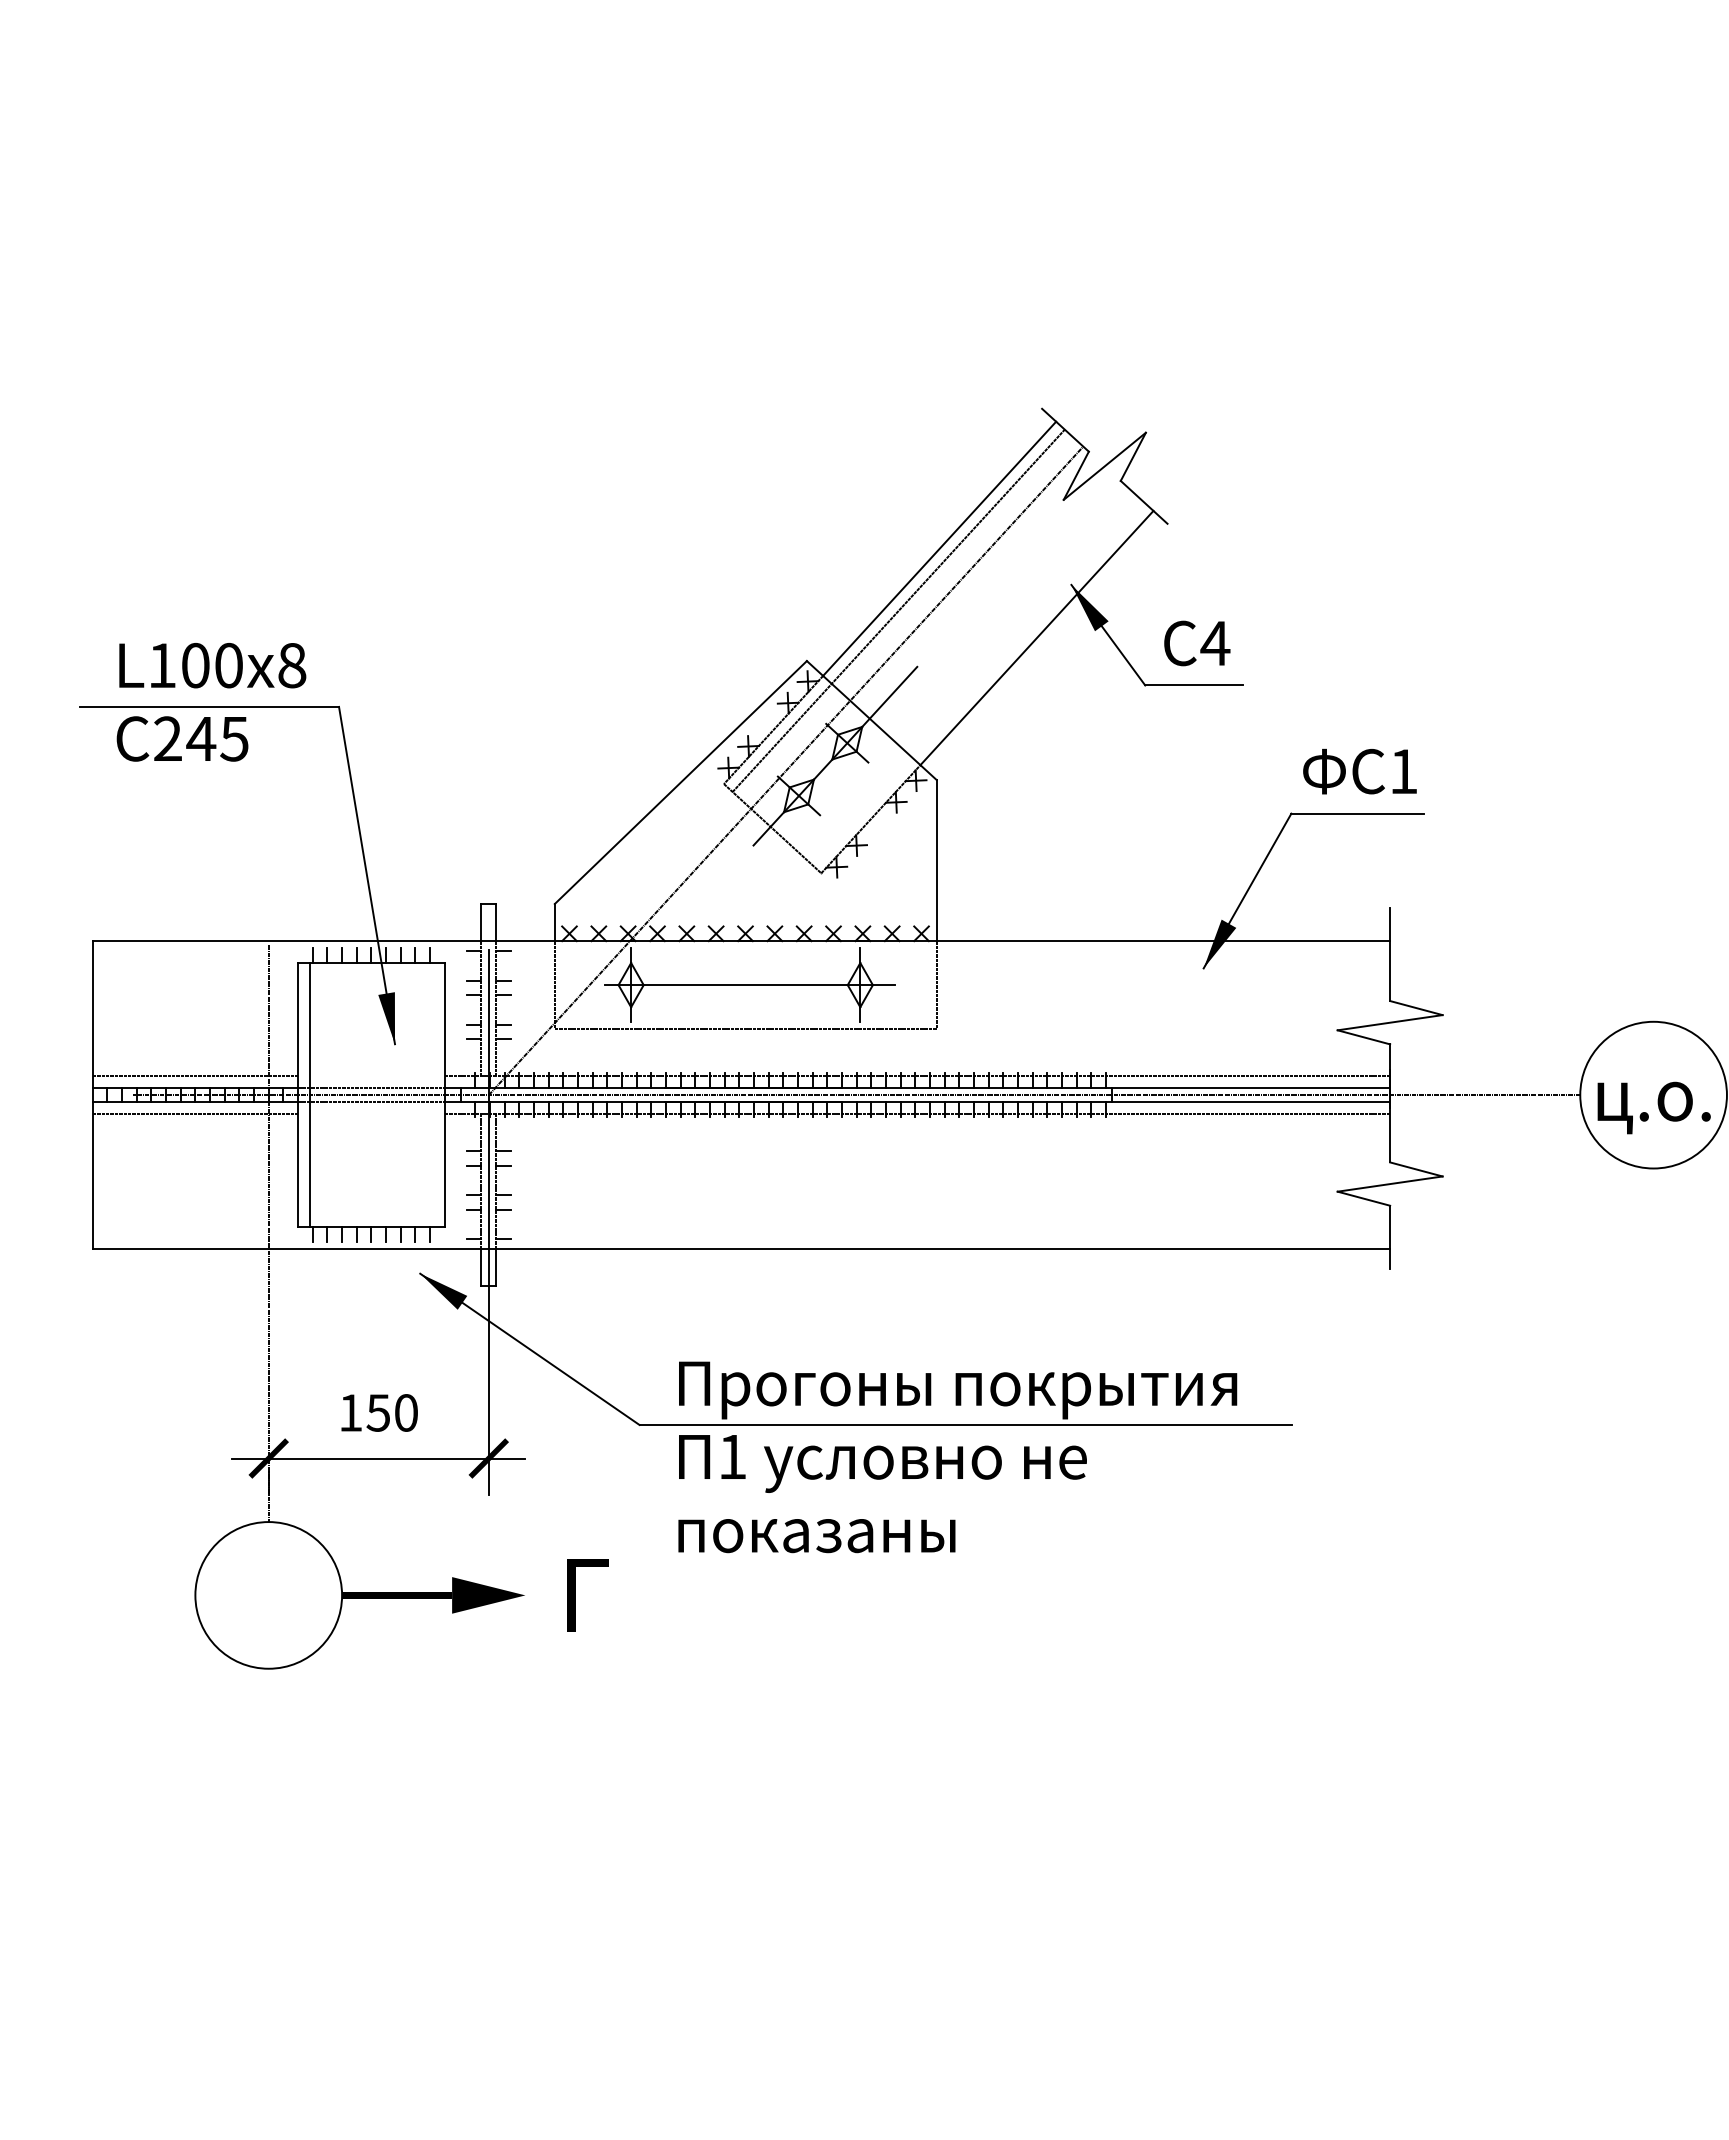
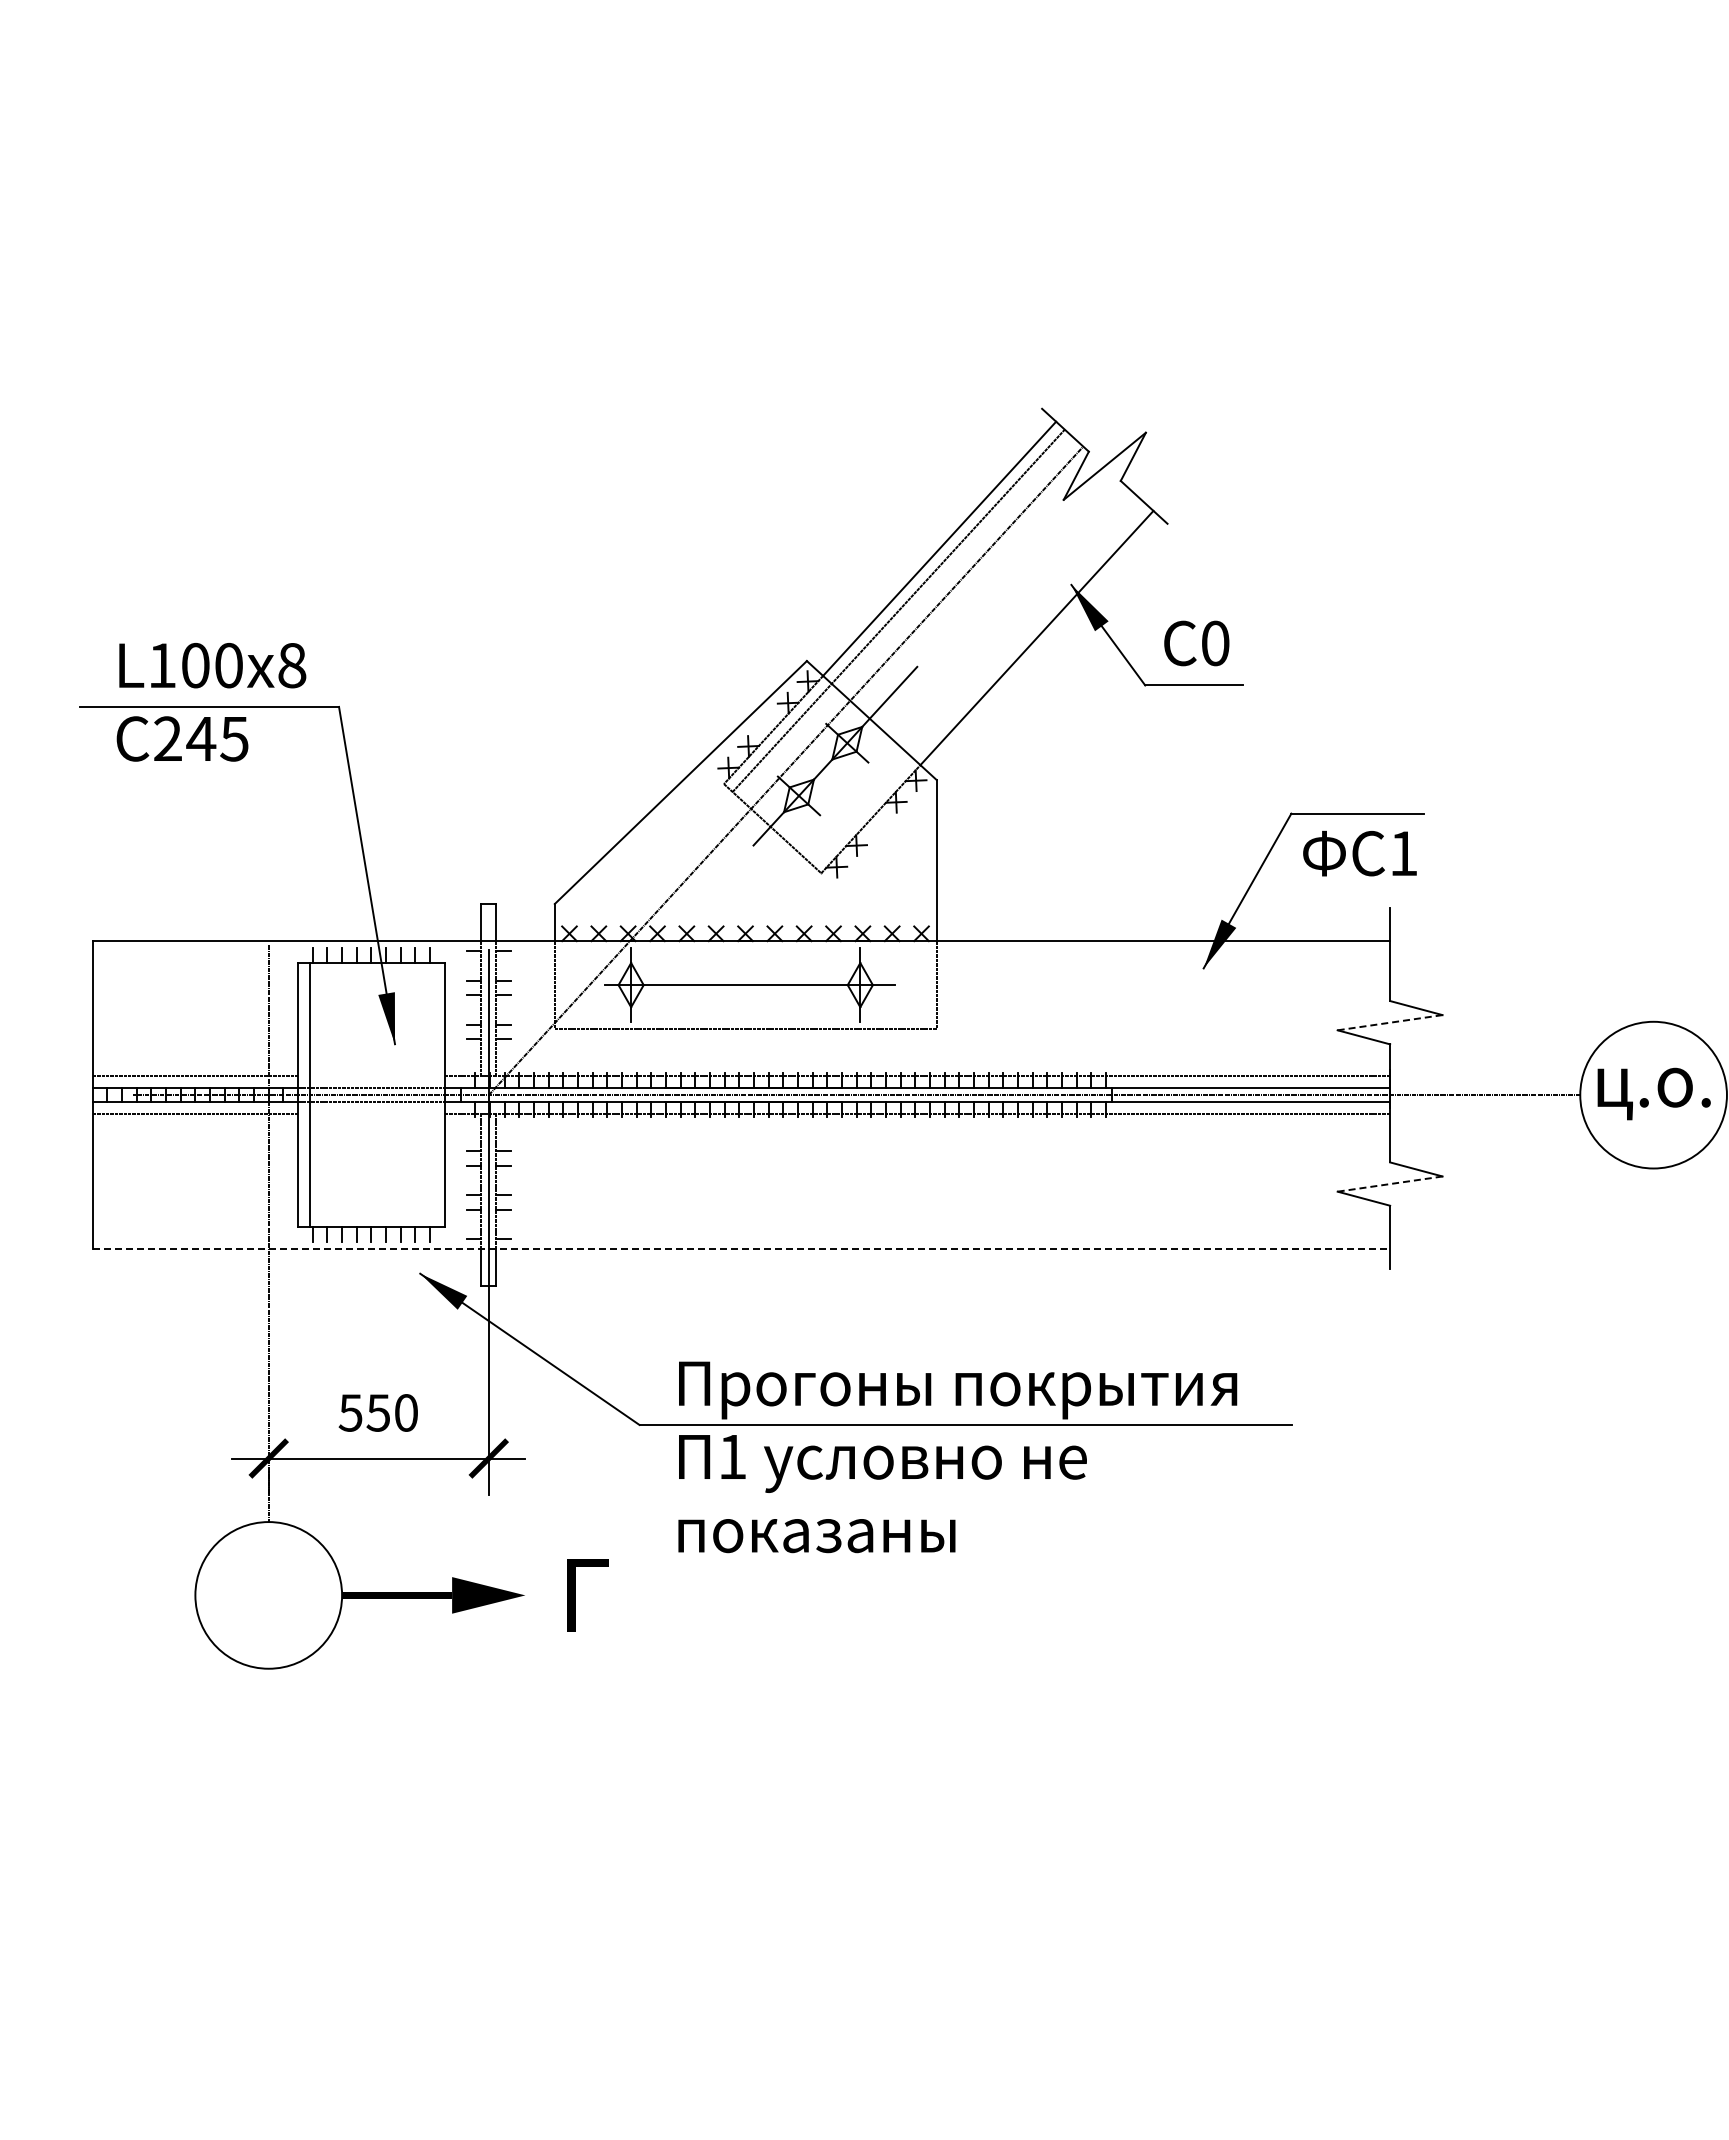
text: 4 -> 0 (1215, 643)
text position: (1359, 771) -> (1359, 853) (1359, 853)
line: solid -> dashed (1389, 1022)
text position: (1653, 1107) -> (1653, 1093) (1653, 1093)
line: solid -> dashed (1389, 1184)
line: solid -> dashed (741, 1249)
text: 150 -> 550 (350, 1412)
